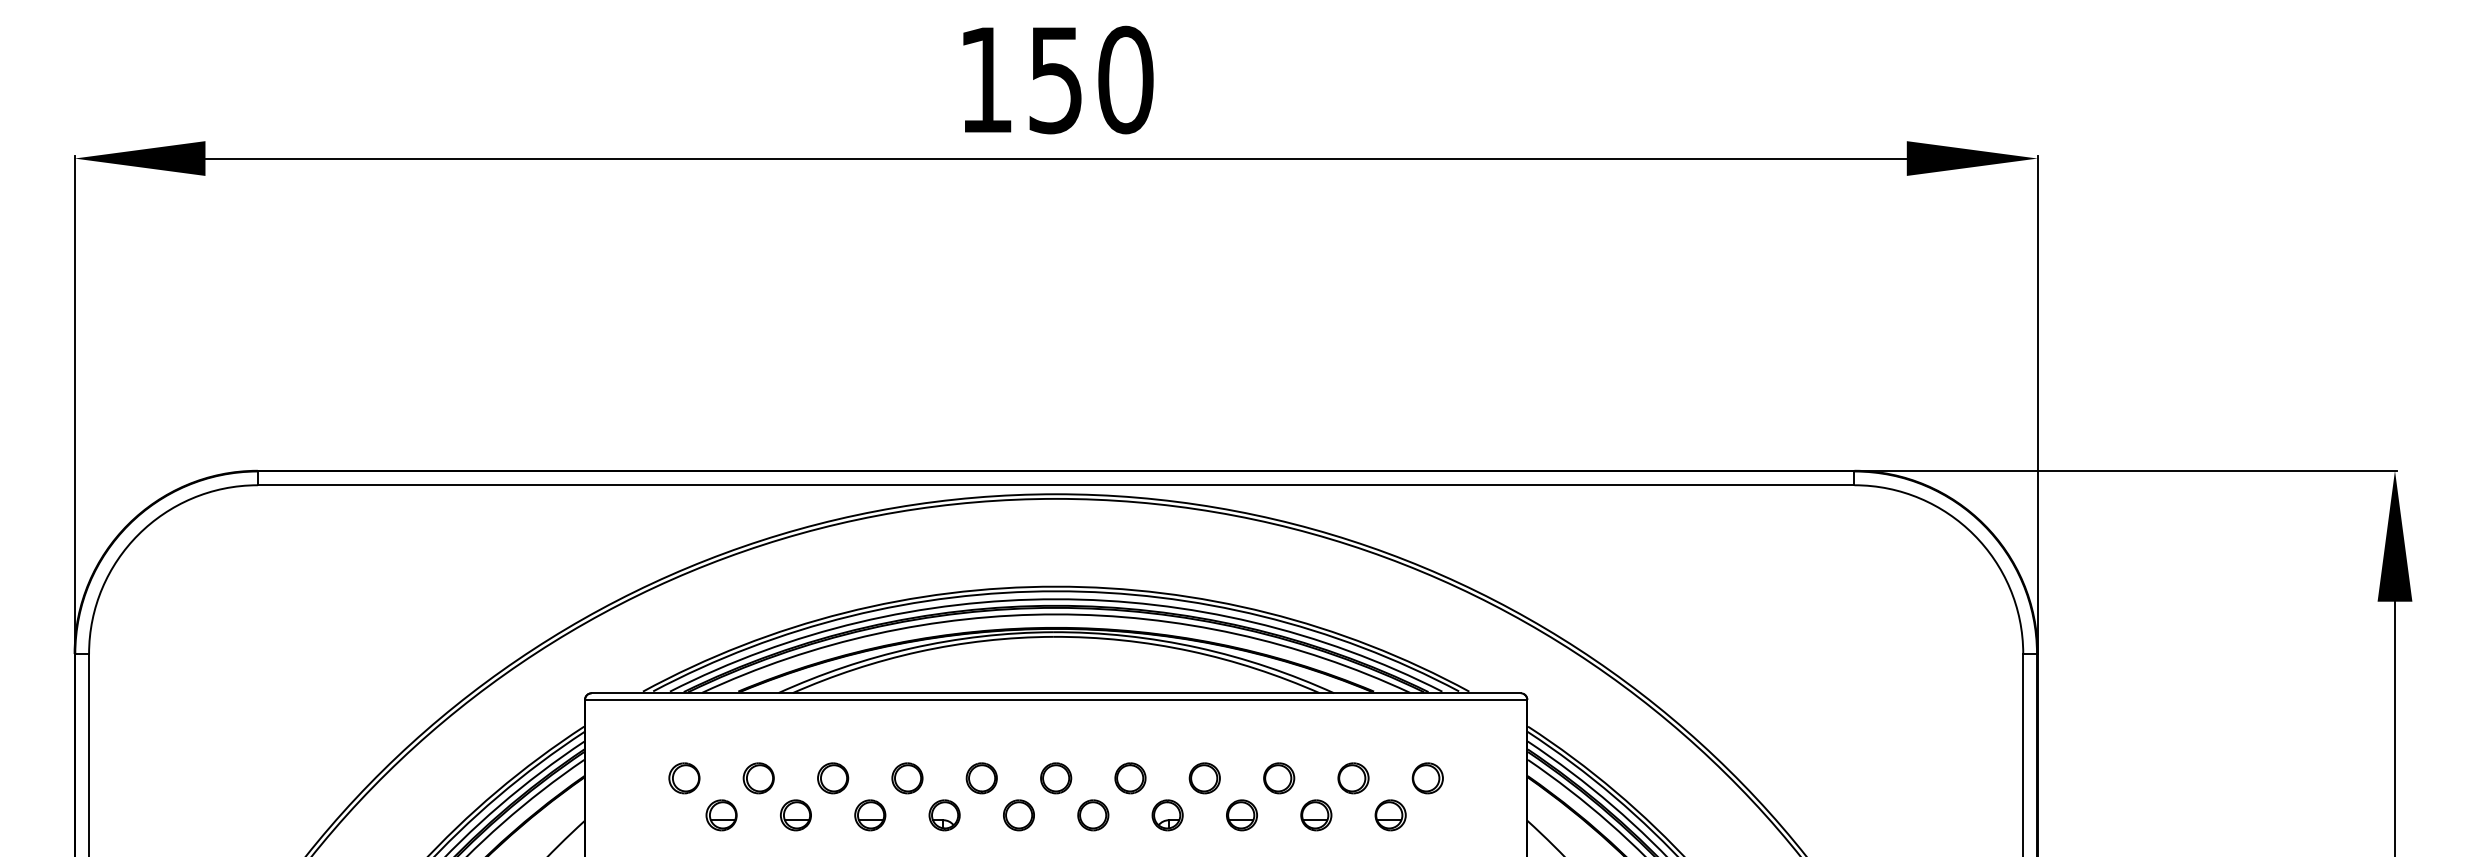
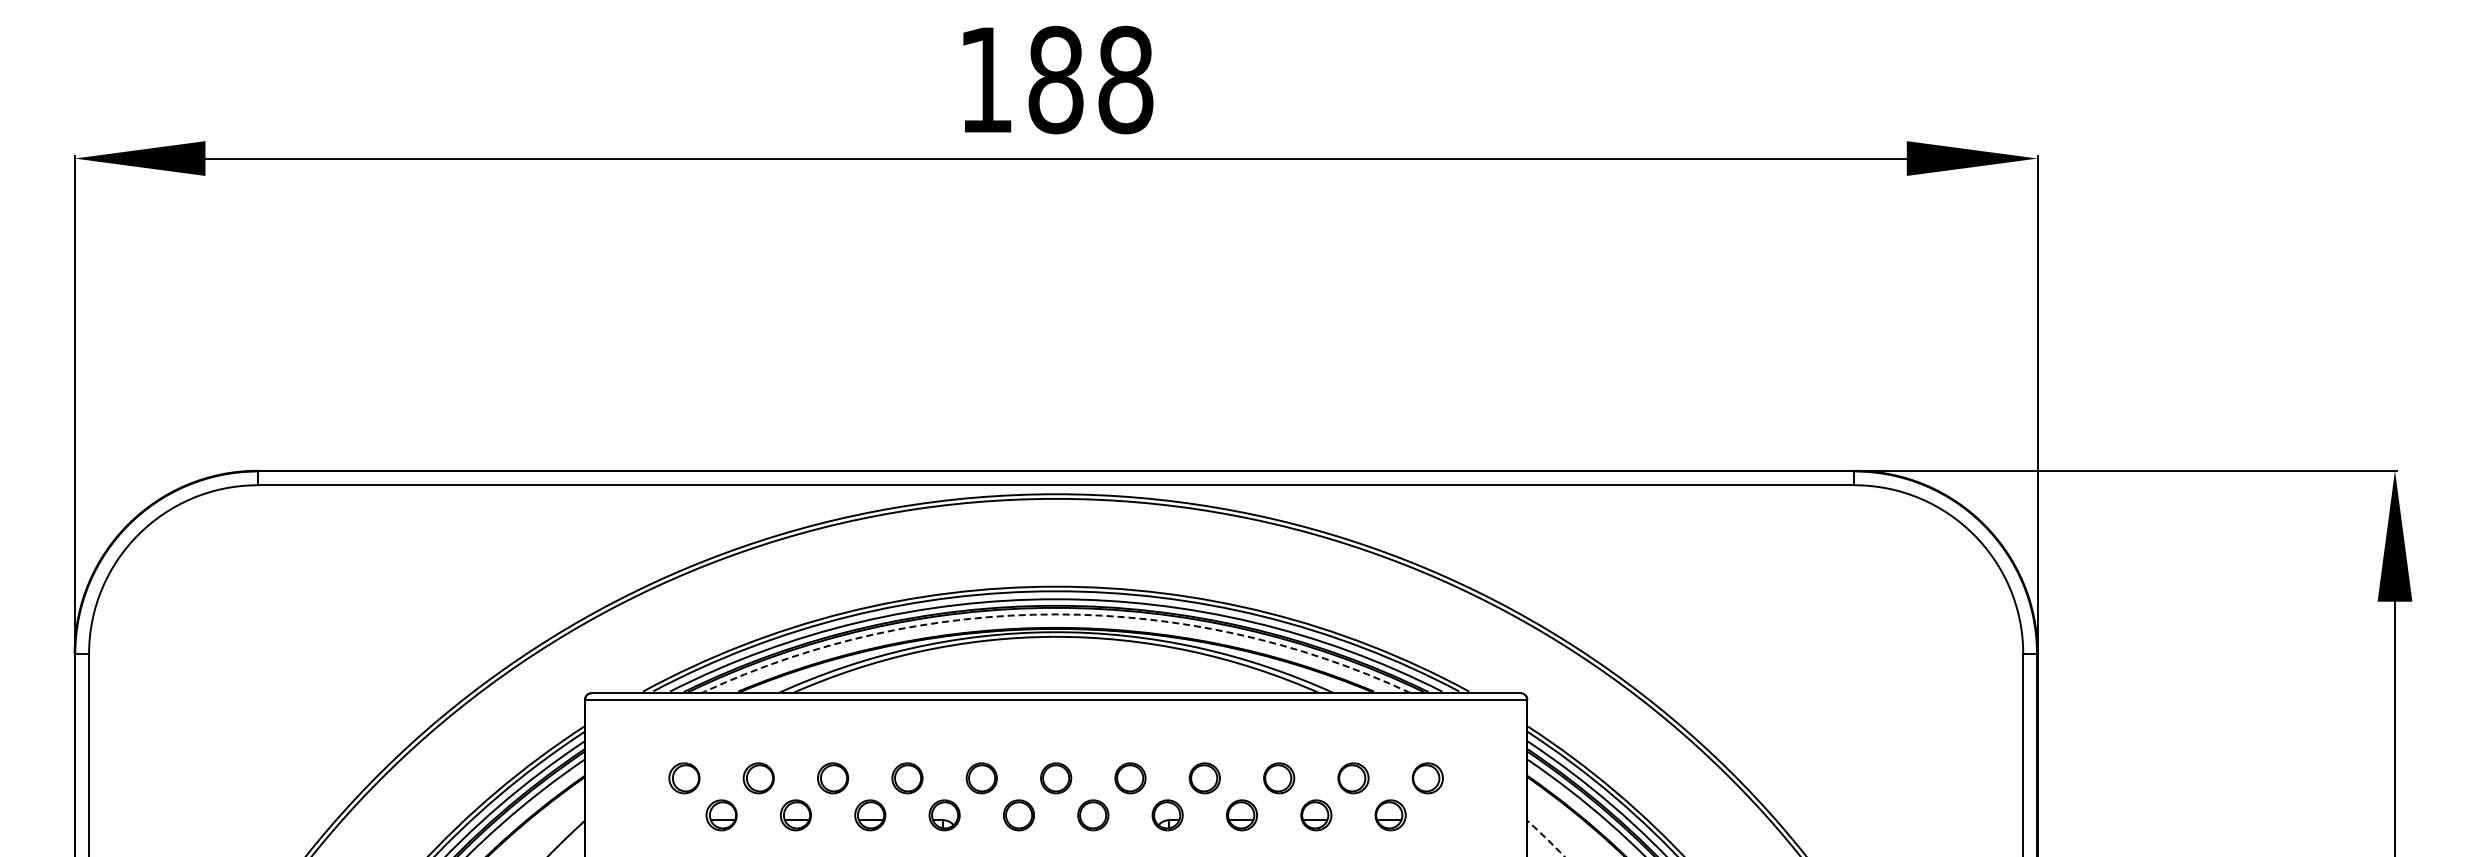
text: 150 -> 188 (1090, 79)
arc: solid -> dashed (1056, 614)
arc: solid -> dashed (1546, 838)
